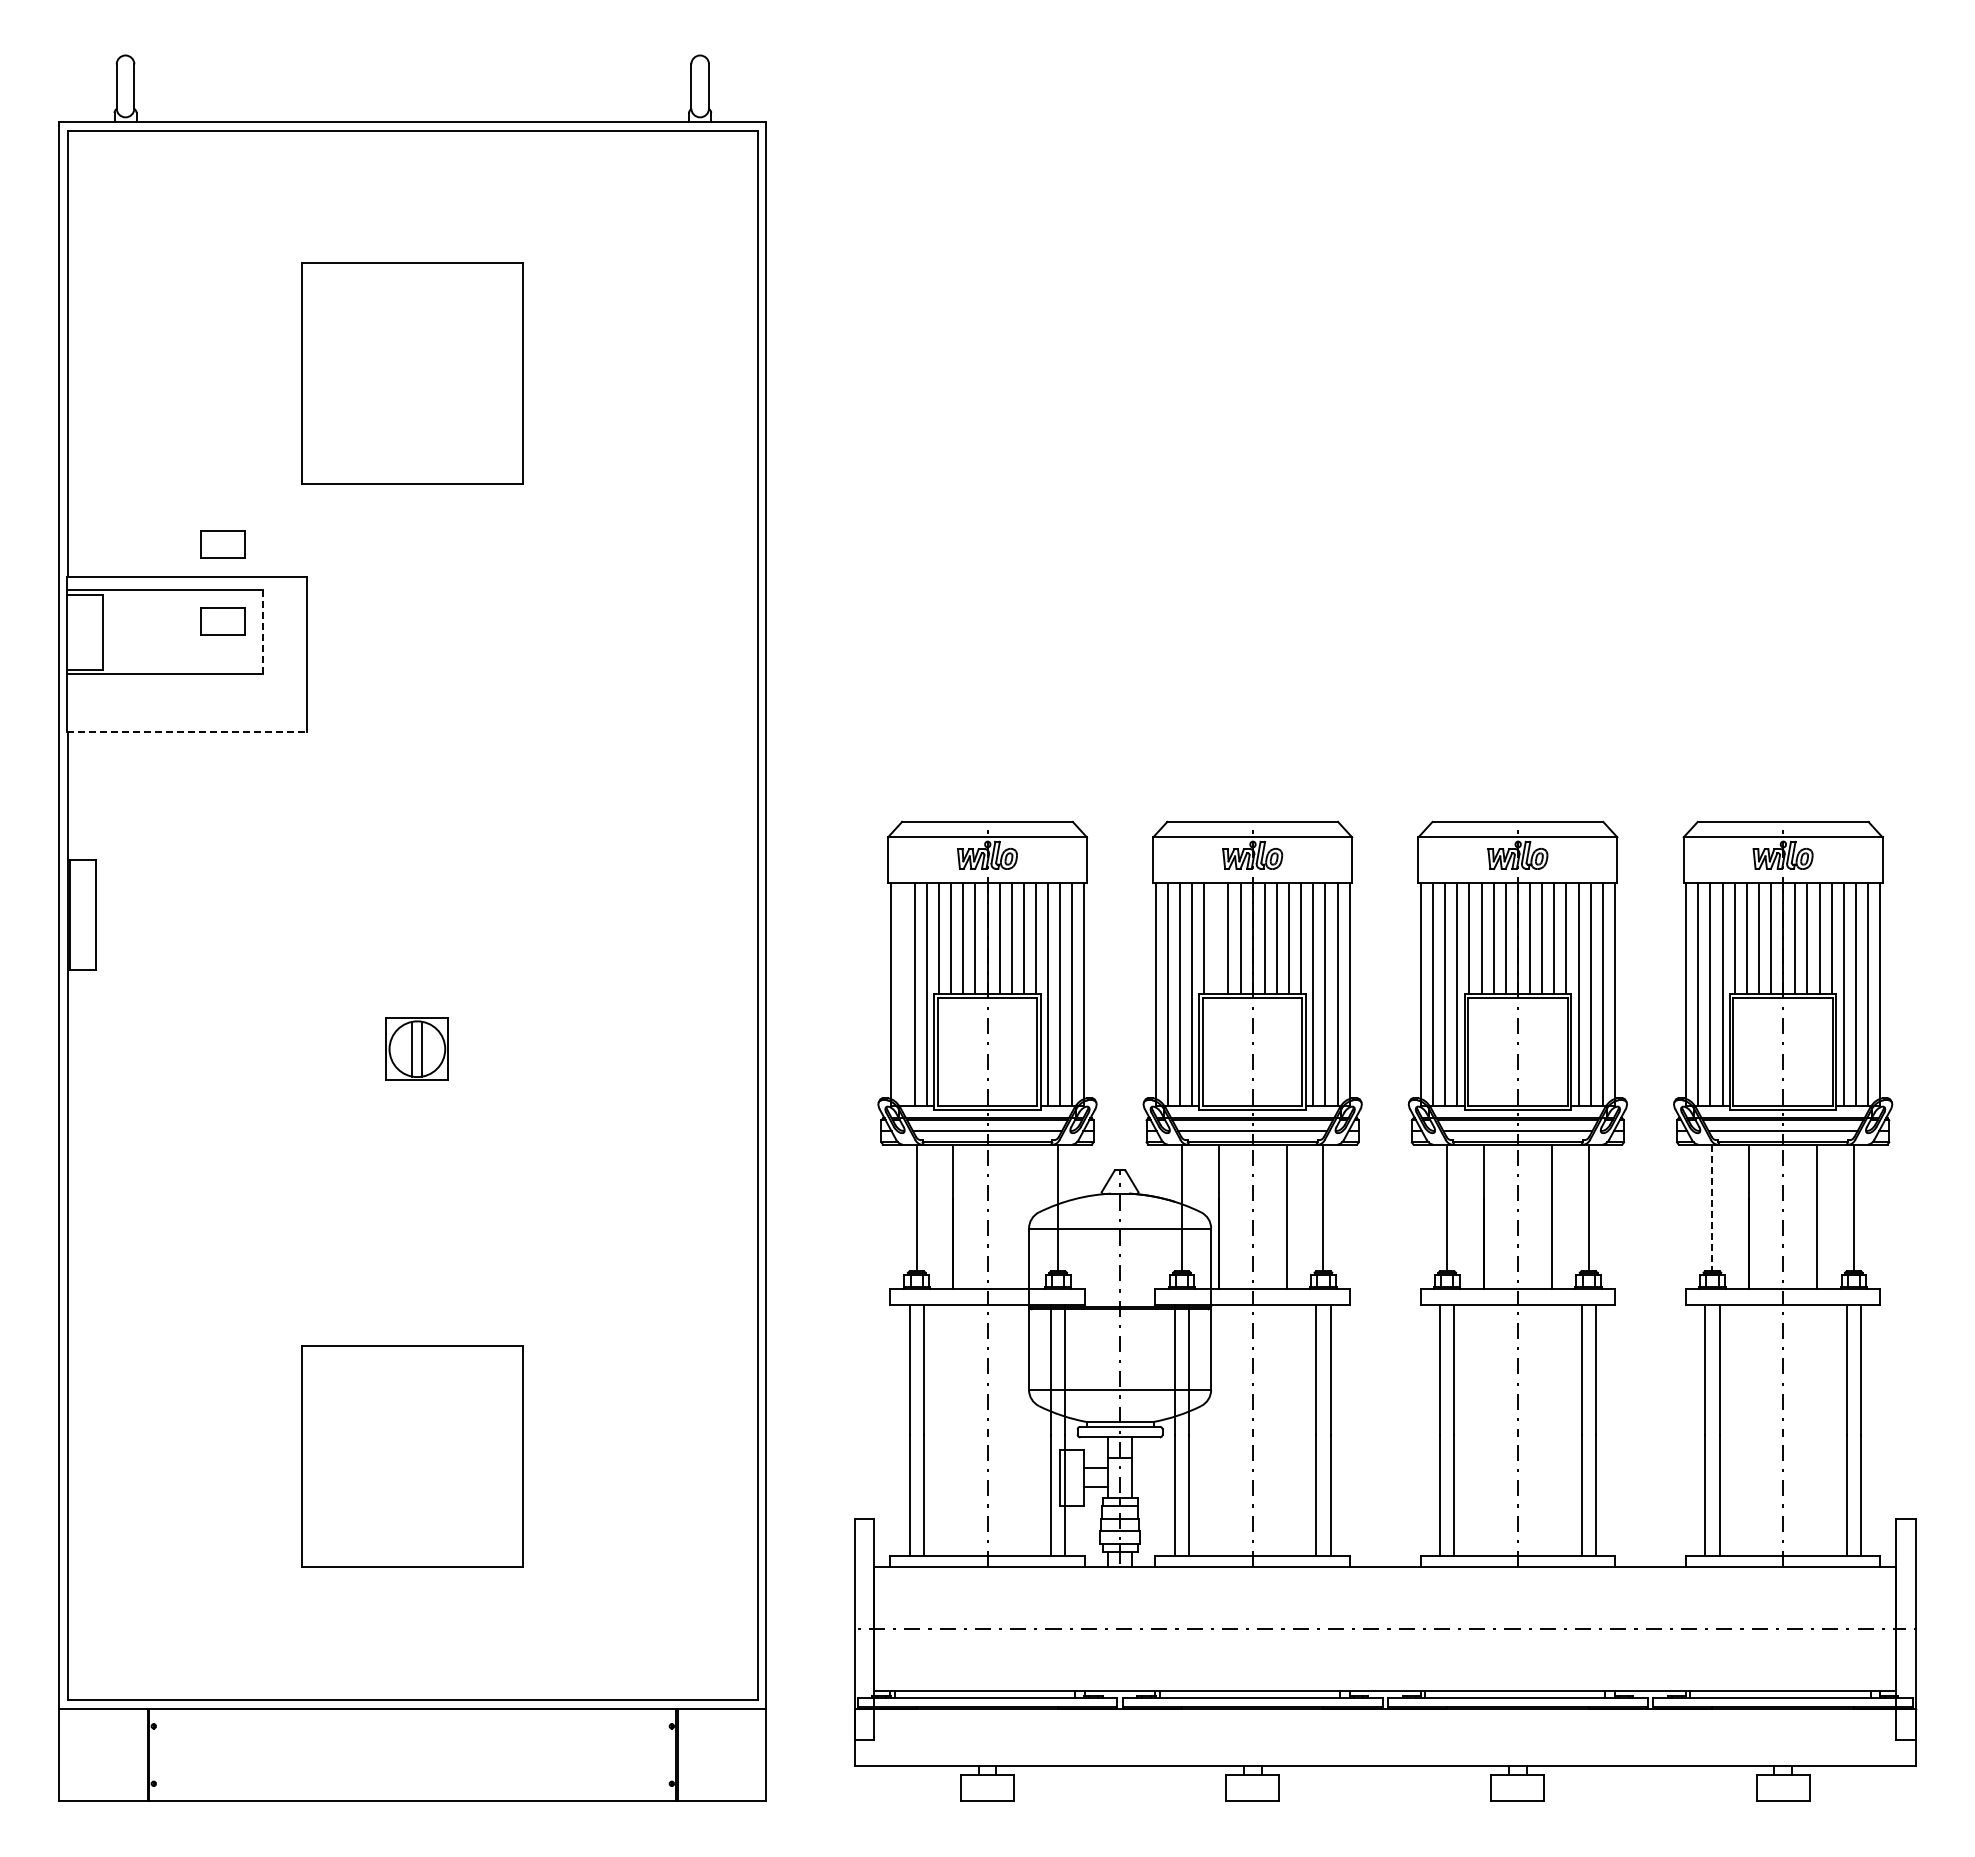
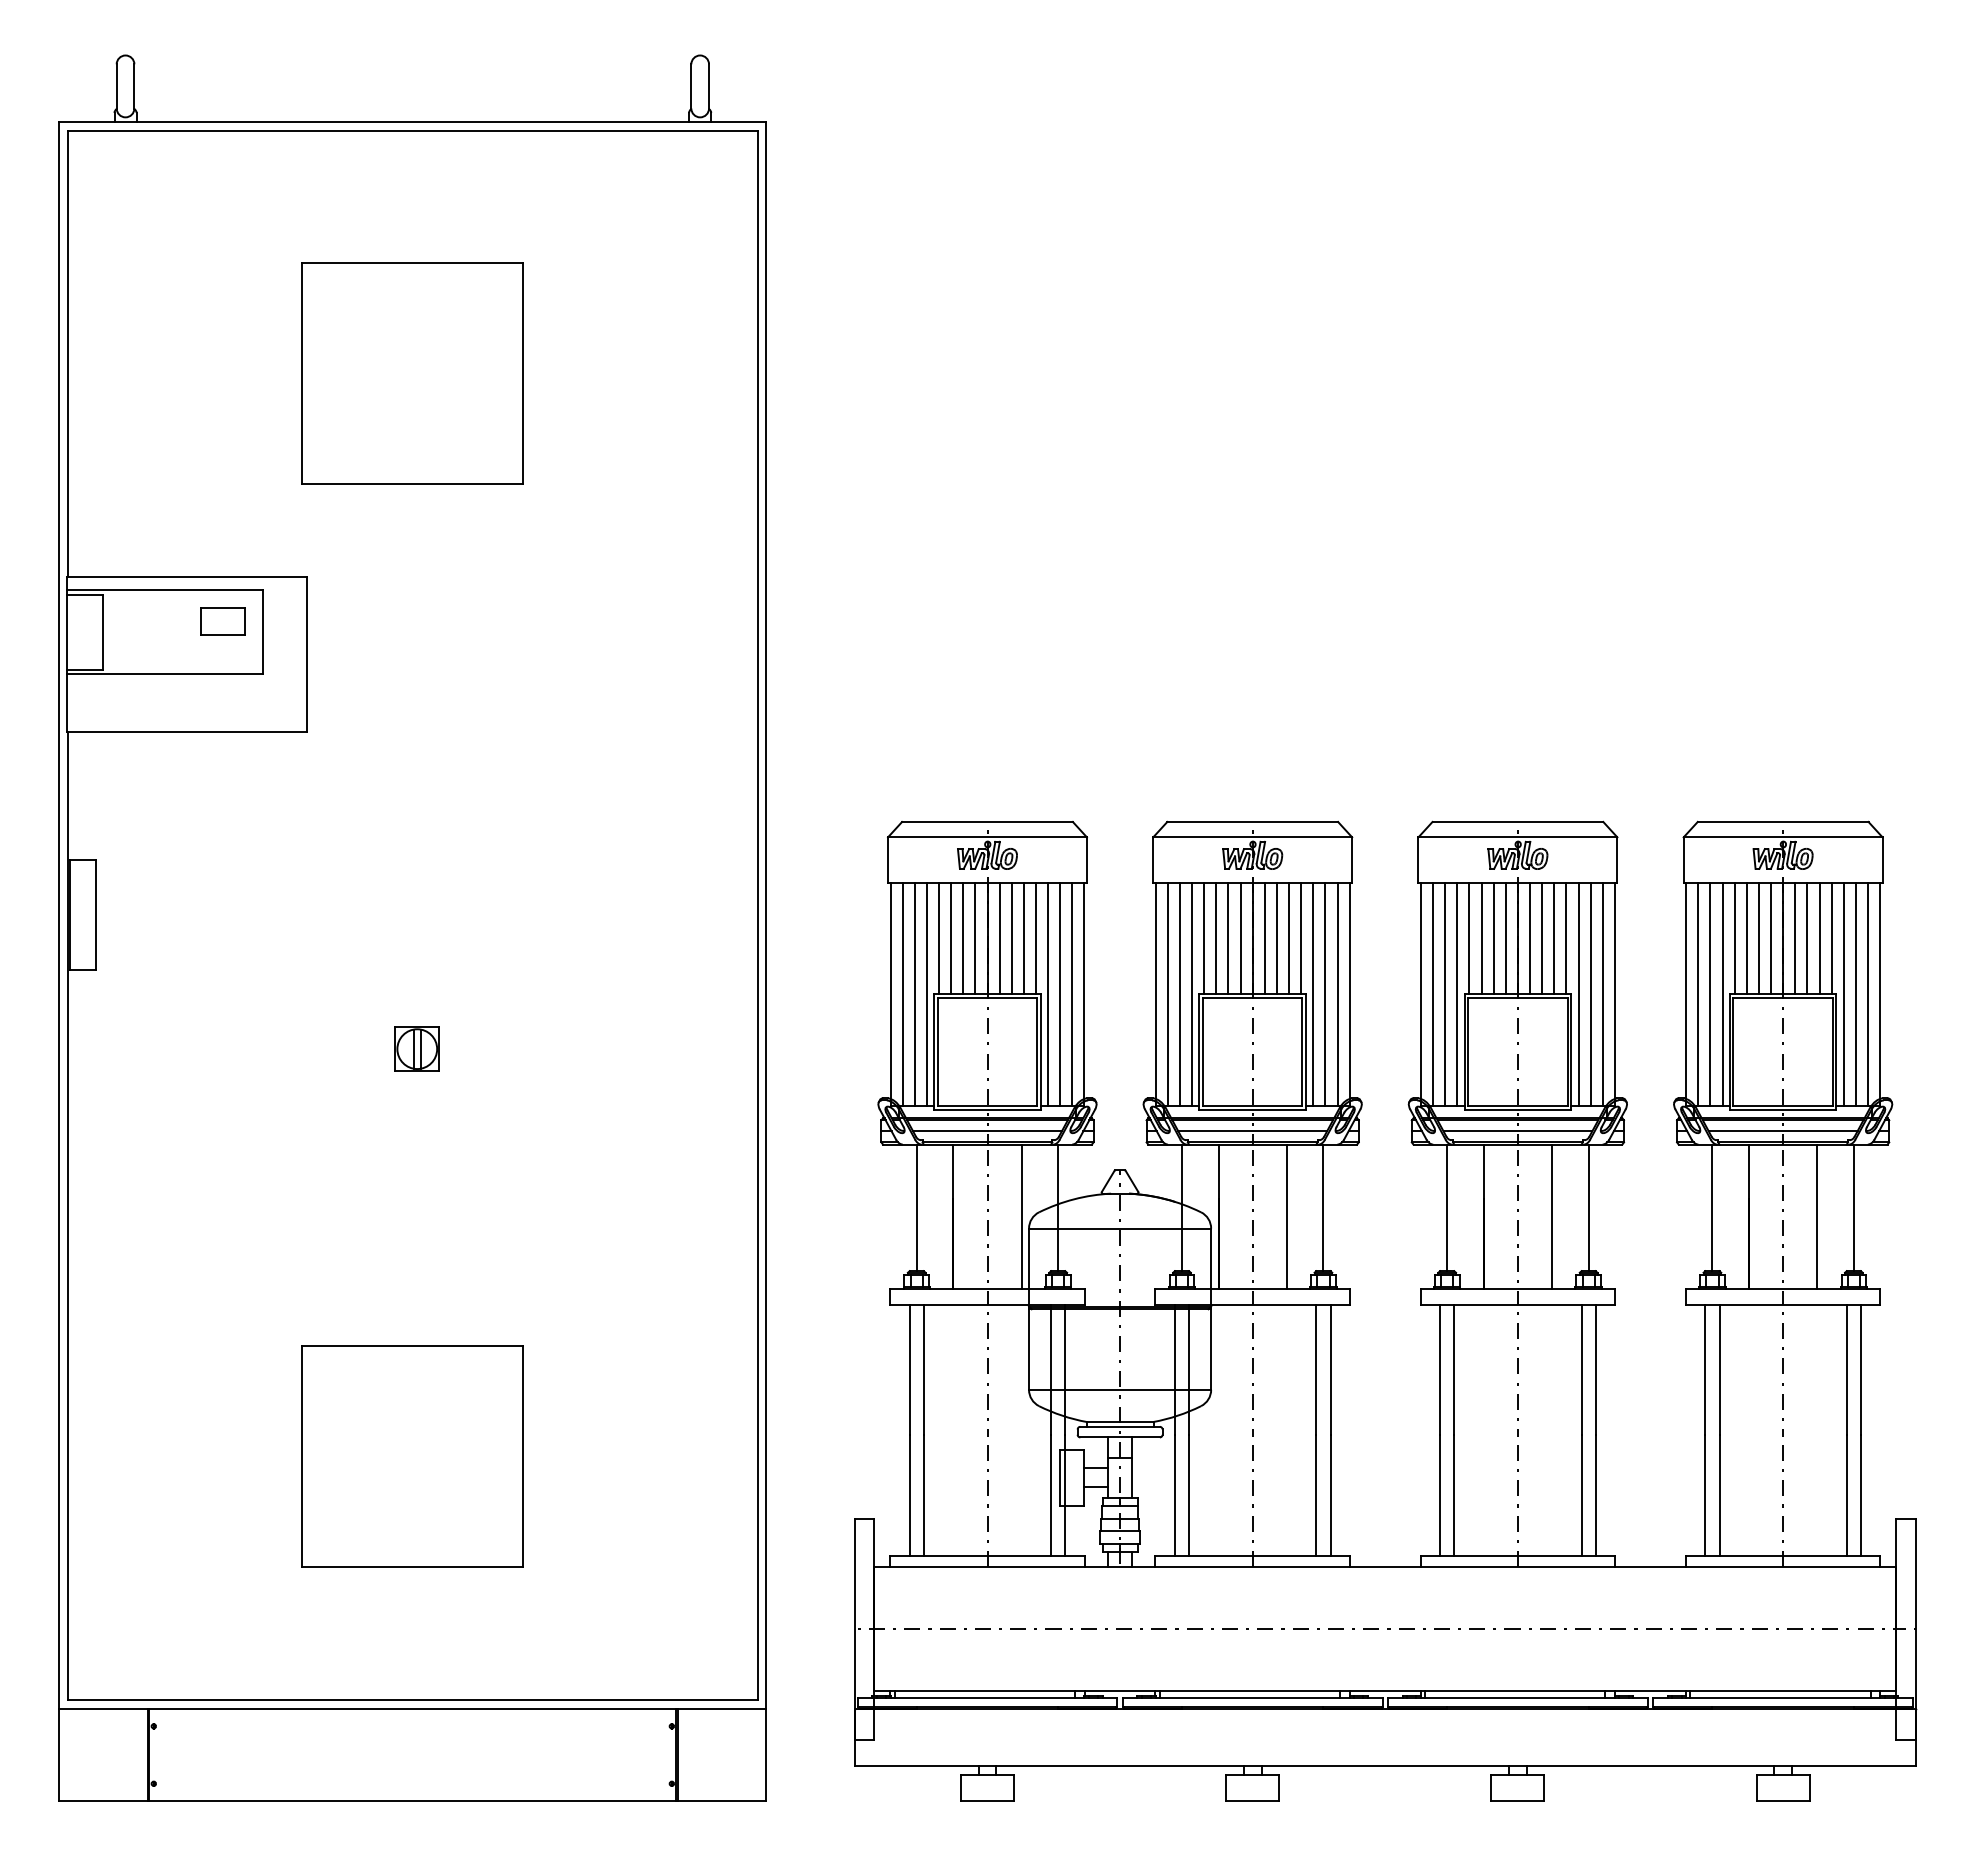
part: present -> none (222, 544)
line: dashed -> solid (262, 632)
line: dashed -> solid (186, 731)
line: none -> present (1216, 938)
line: none -> present (902, 994)
part size: 64x64 px -> 46x46 px (416, 1048)
line: dashed -> solid (1712, 1208)
line: none -> present (1021, 1216)
